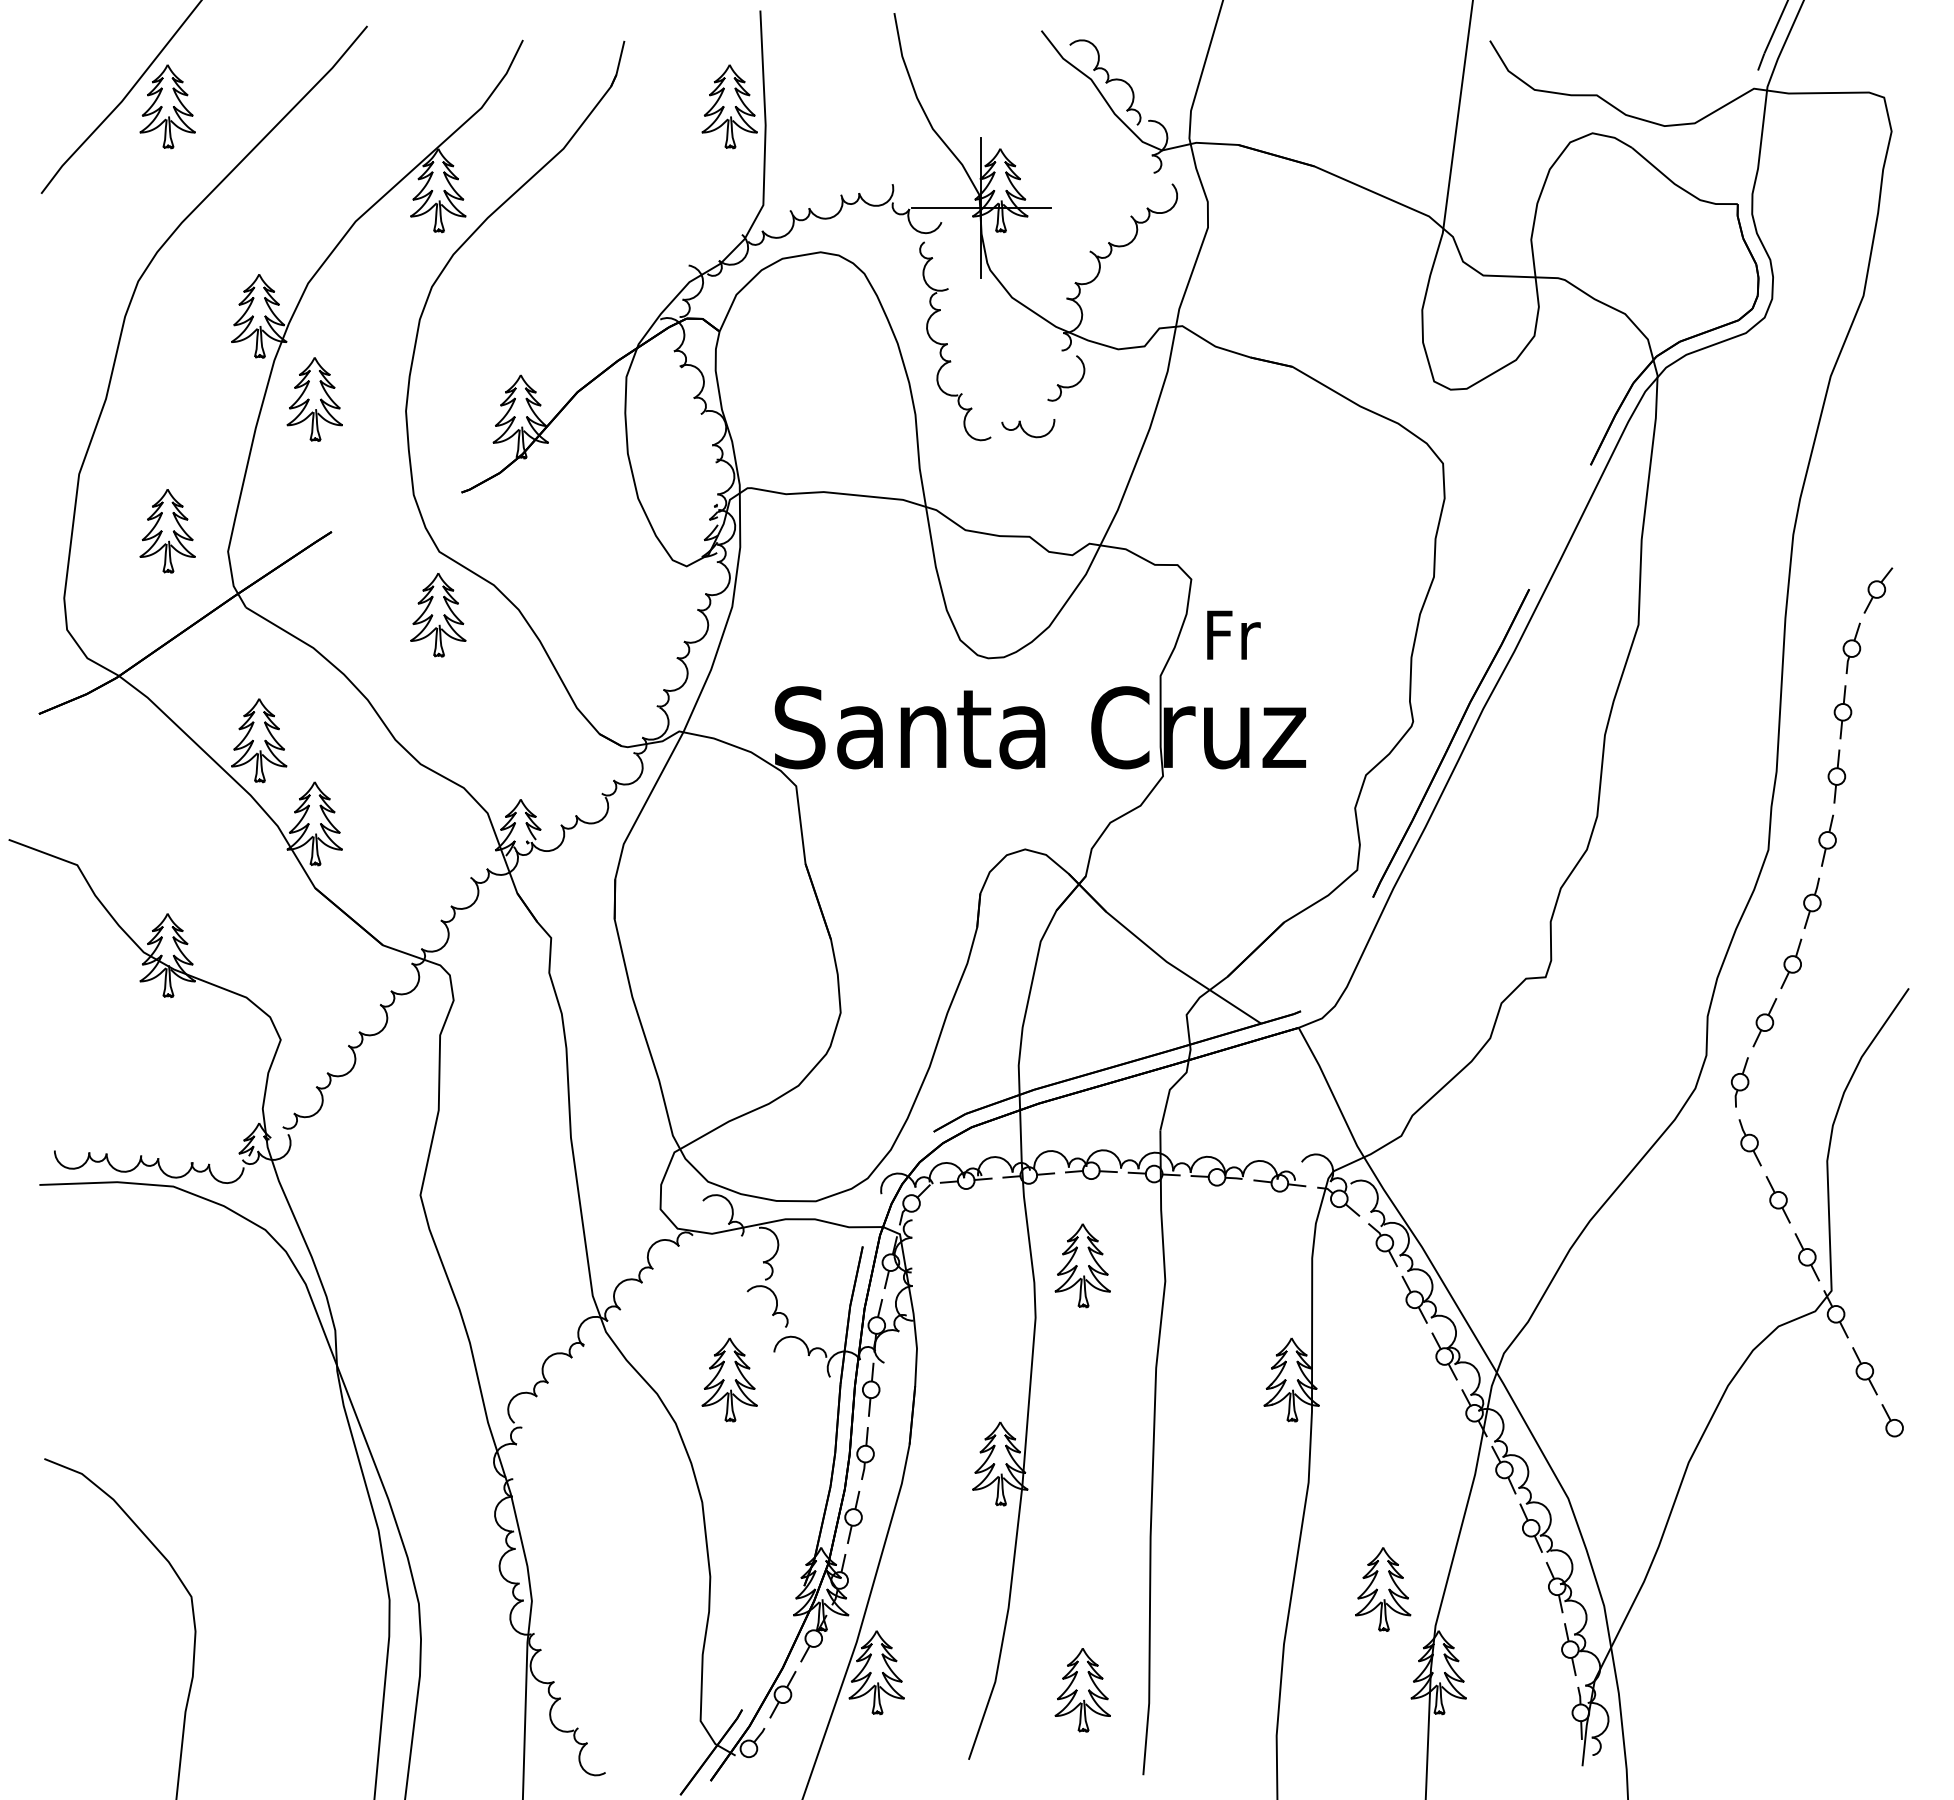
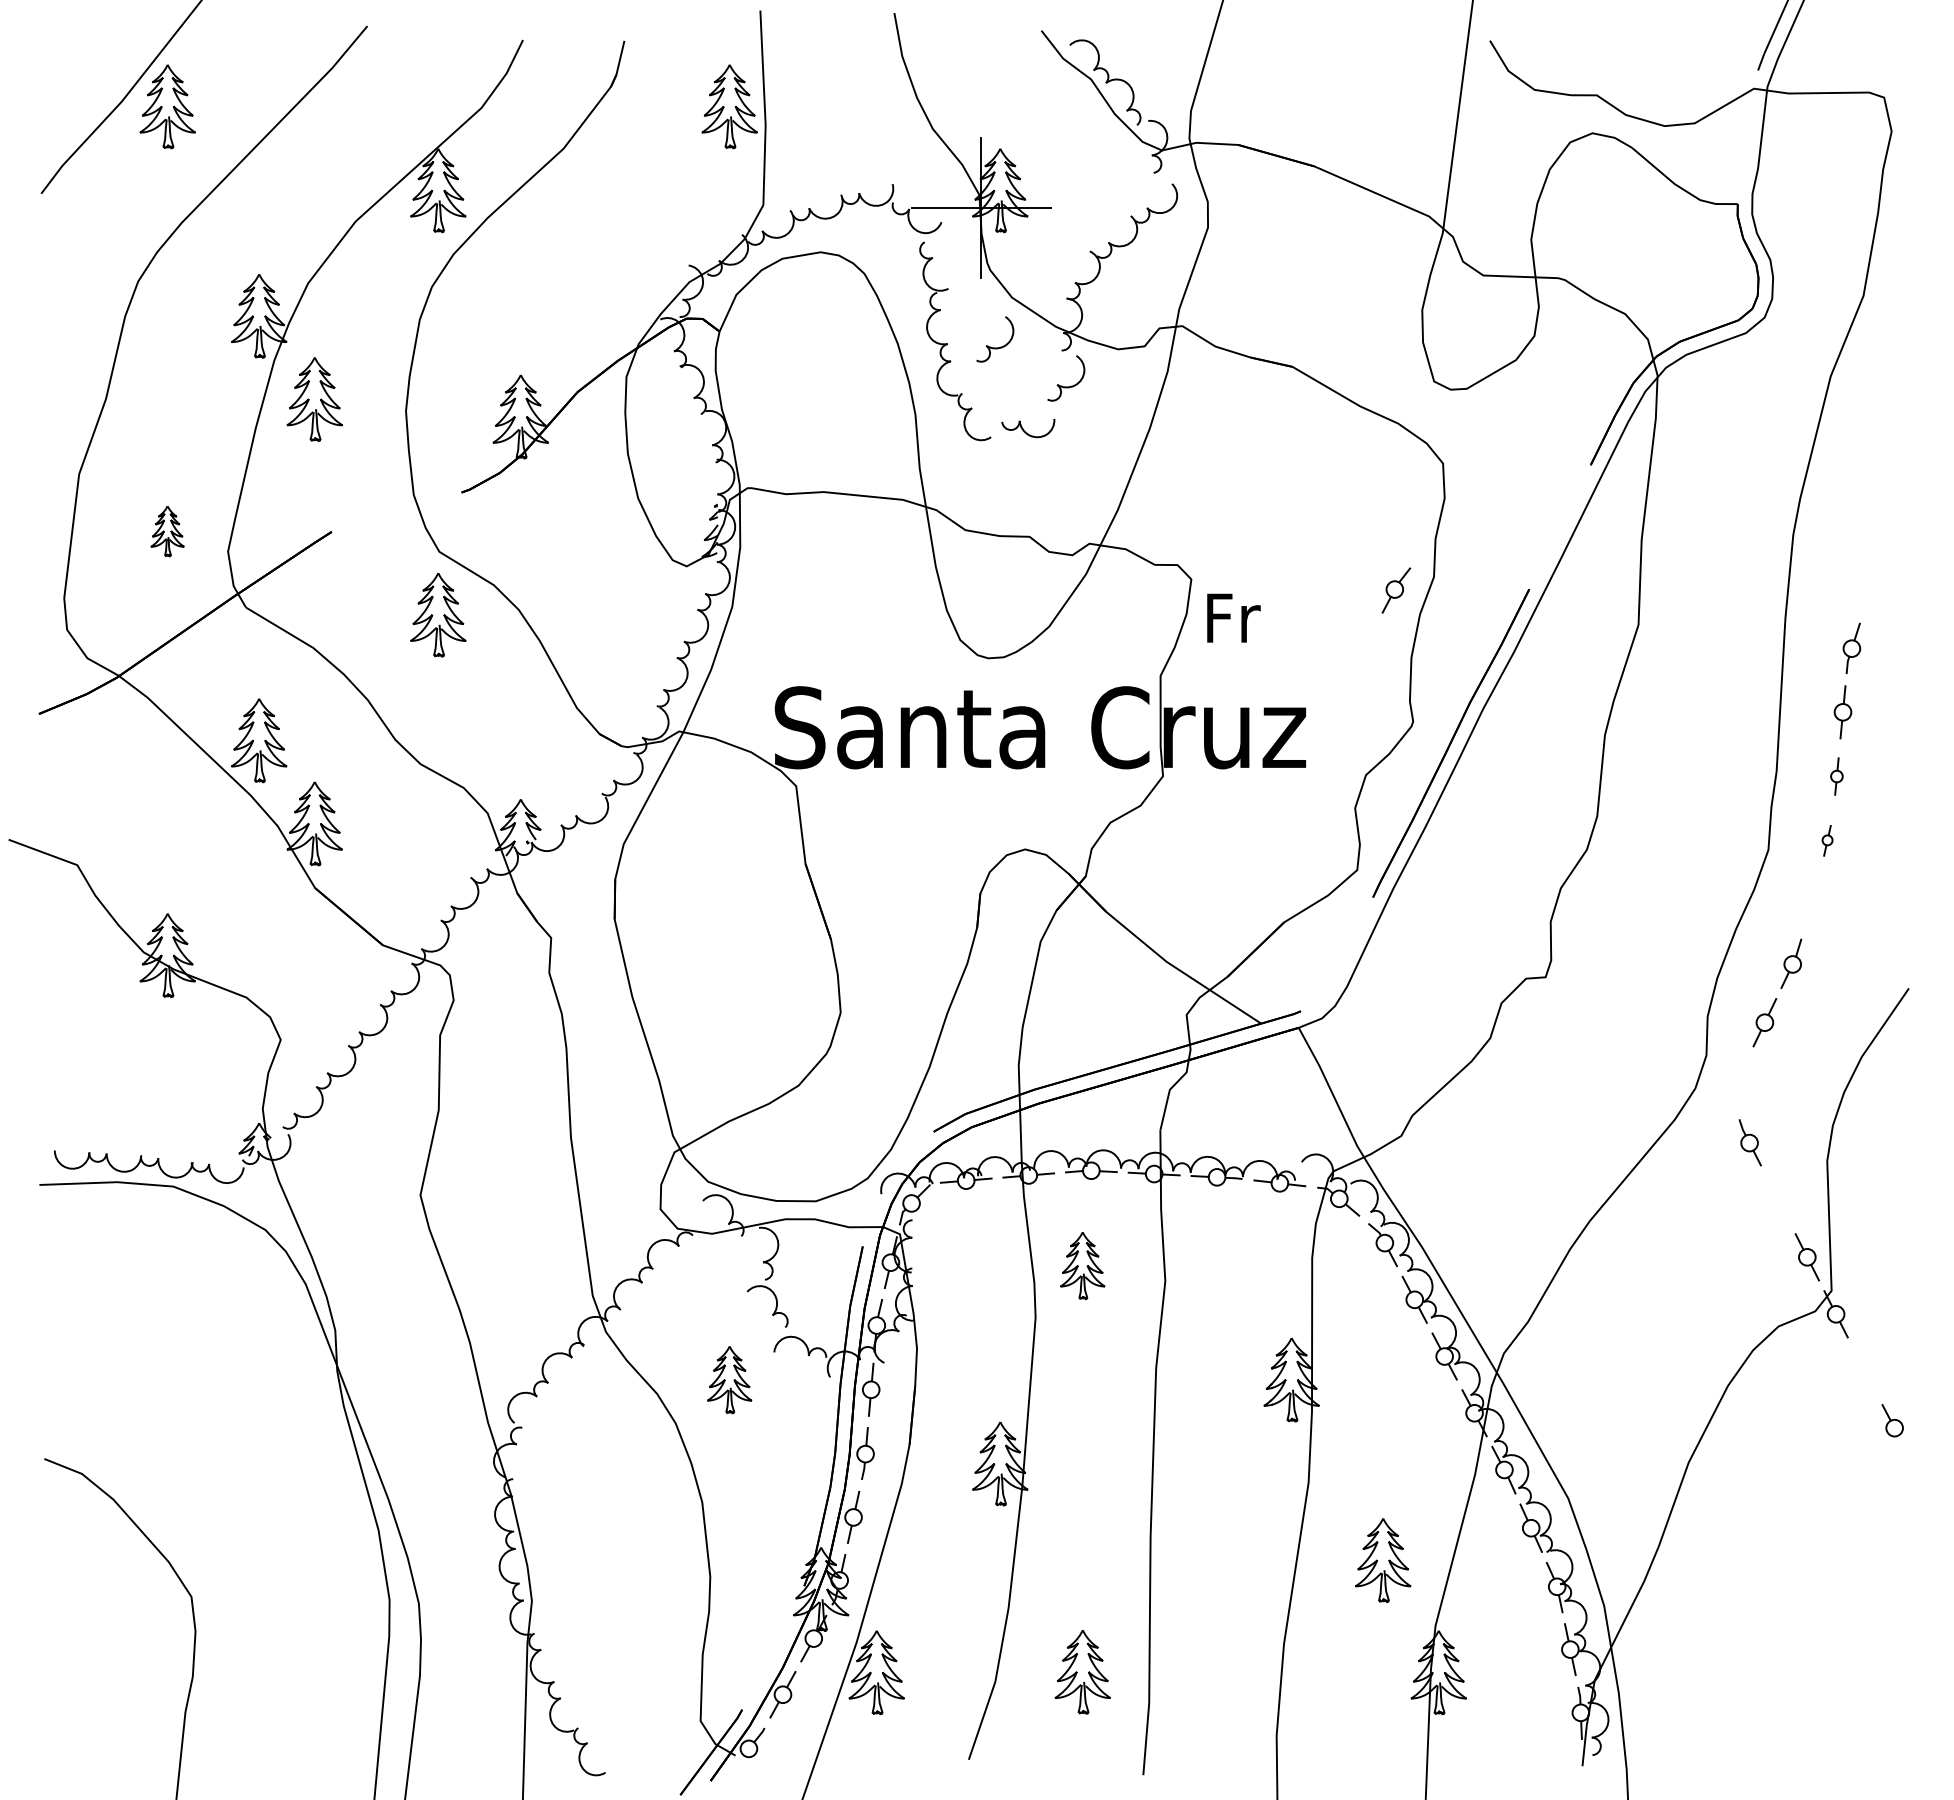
part: none -> present (995, 347)
part size: 57x85 px -> 35x52 px (167, 531)
part position: (1878, 590) -> (1396, 590) (1396, 590)
text position: (1233, 634) -> (1233, 617) (1233, 617)
part size: 20x55 px -> 14x39 px (1836, 776)
part size: 19x53 px -> 13x32 px (1827, 840)
part: present -> none (1812, 902)
part: present -> none (1739, 1082)
part: present -> none (1777, 1199)
part size: 57x86 px -> 46x69 px (1082, 1266)
part: present -> none (1864, 1371)
part size: 57x86 px -> 46x69 px (729, 1380)
part position: (1383, 1589) -> (1383, 1560) (1383, 1560)
part position: (1082, 1690) -> (1082, 1672) (1082, 1672)
